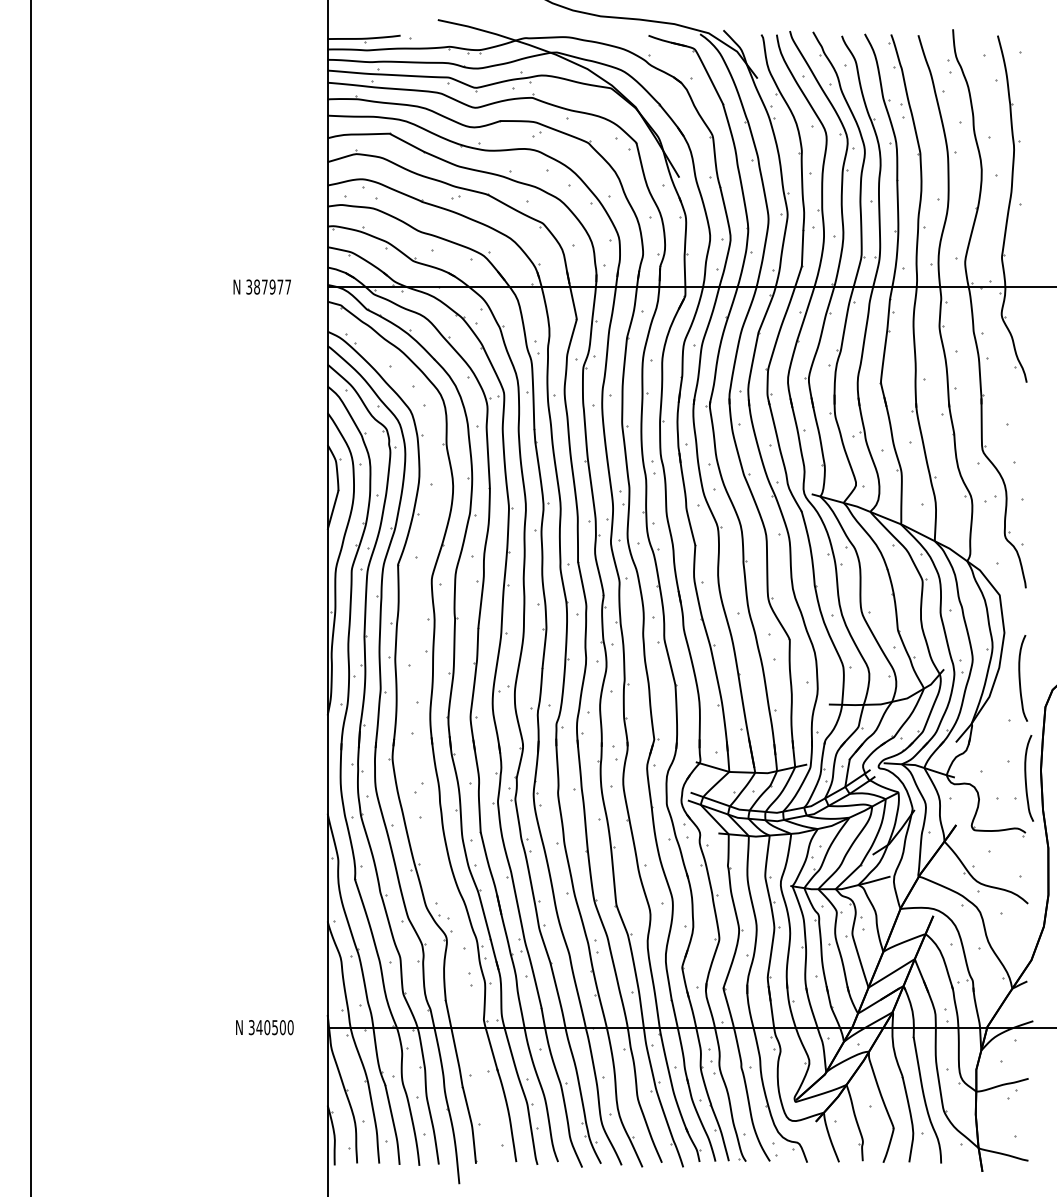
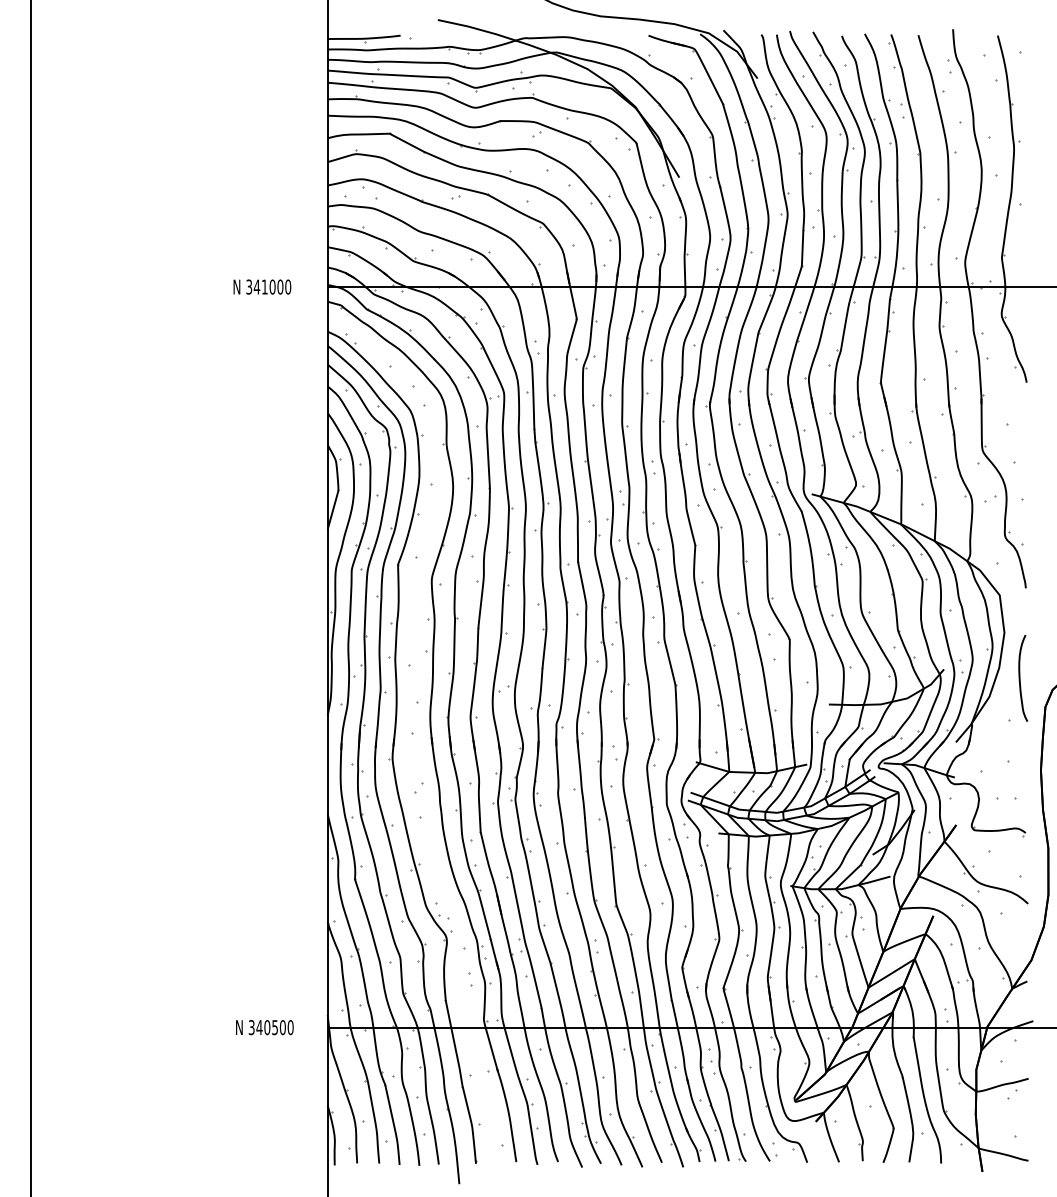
text: 387977 -> 341000 (272, 286)
curve: present -> none (1026, 778)
